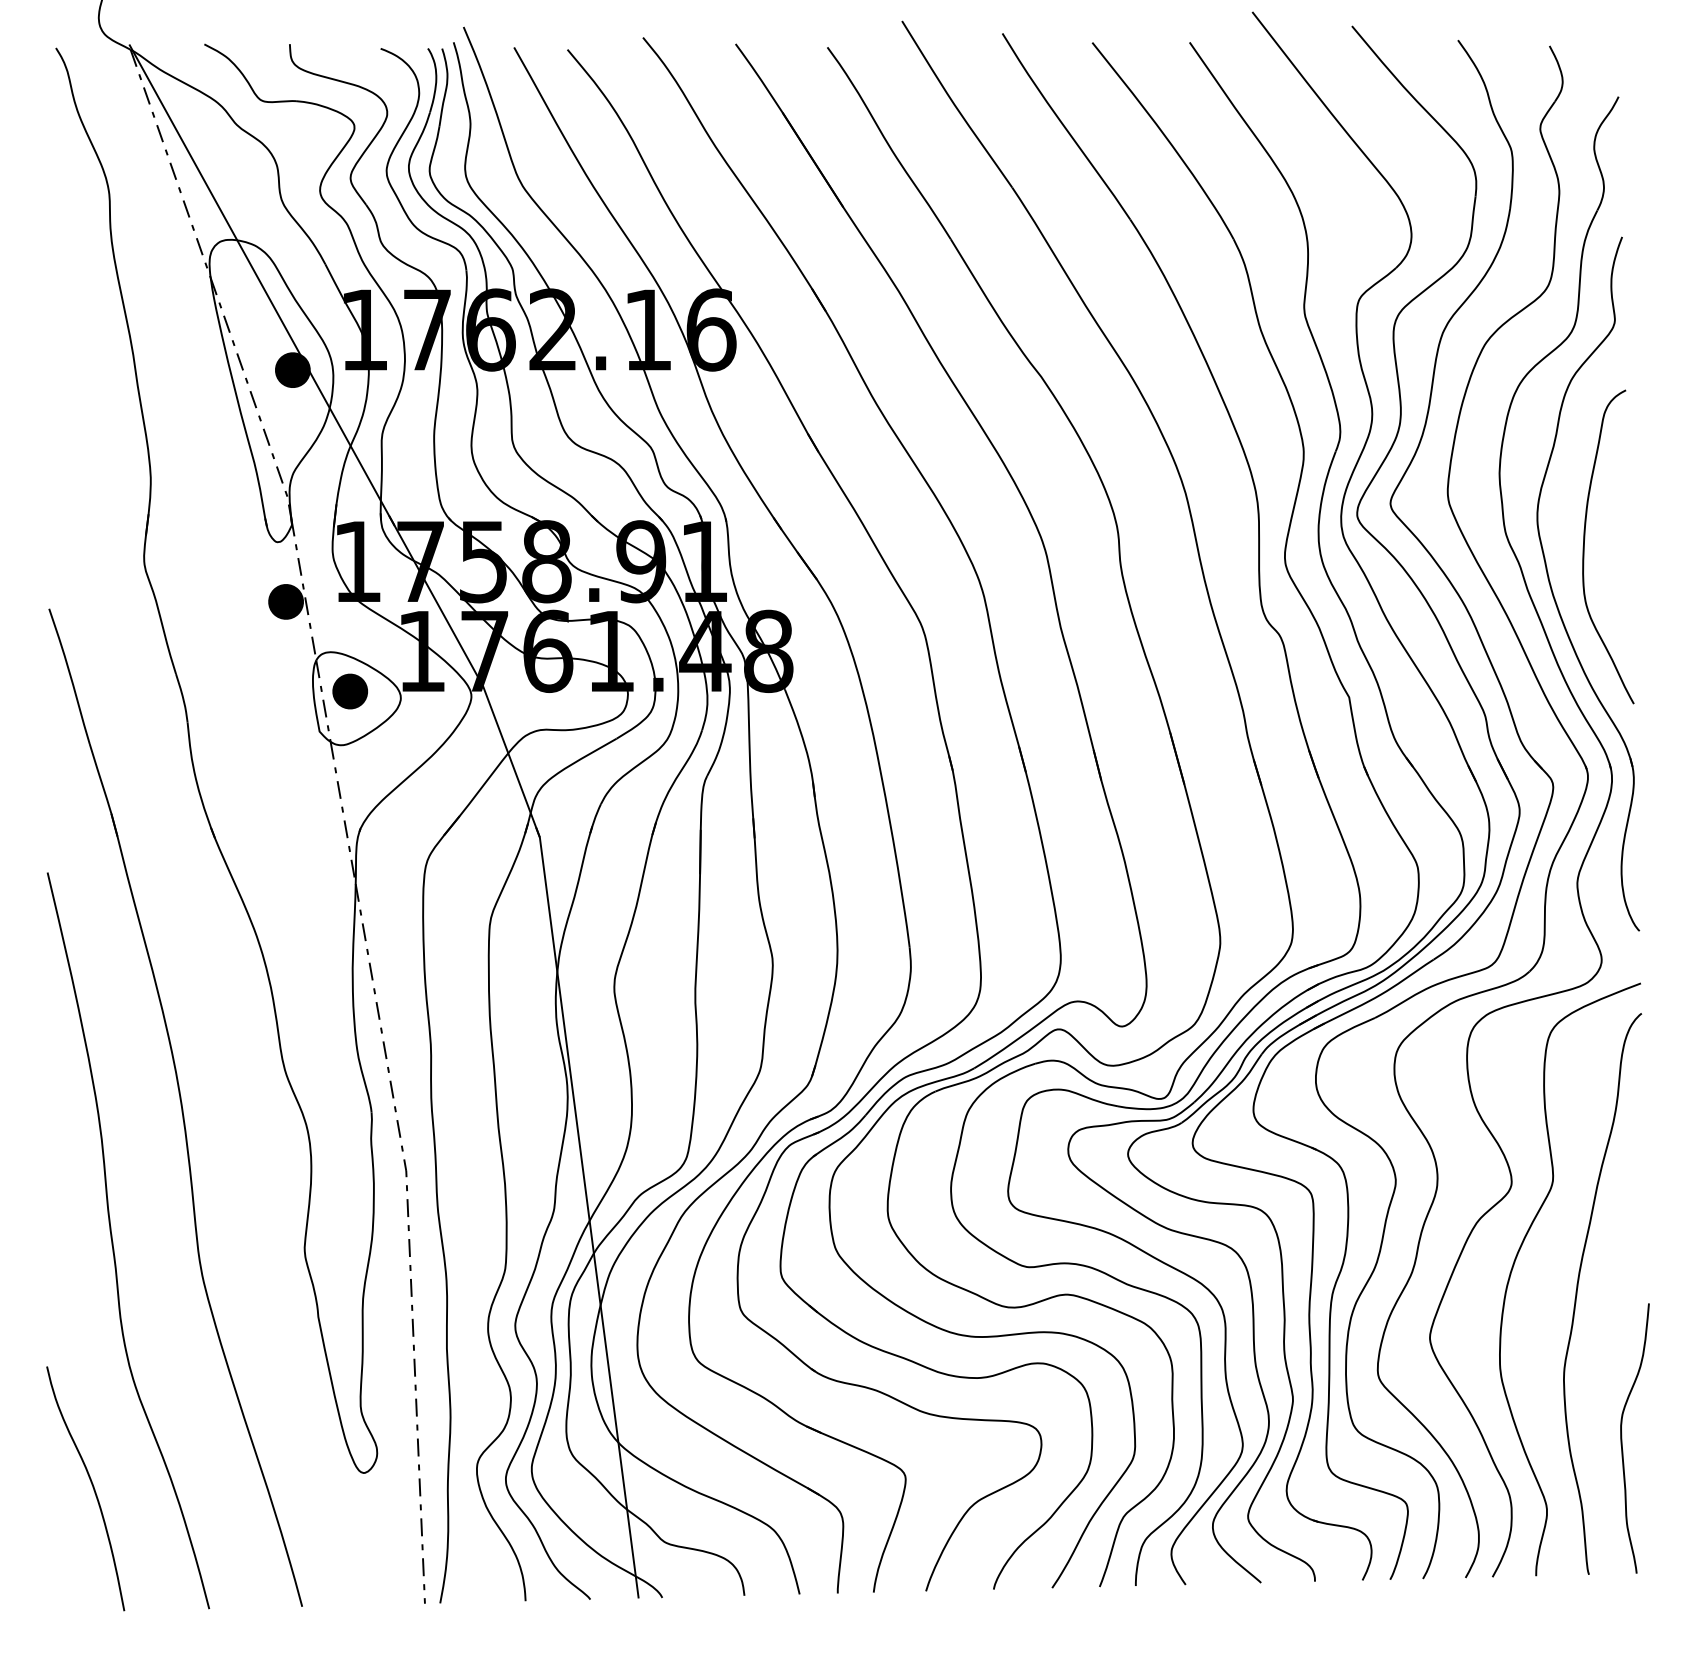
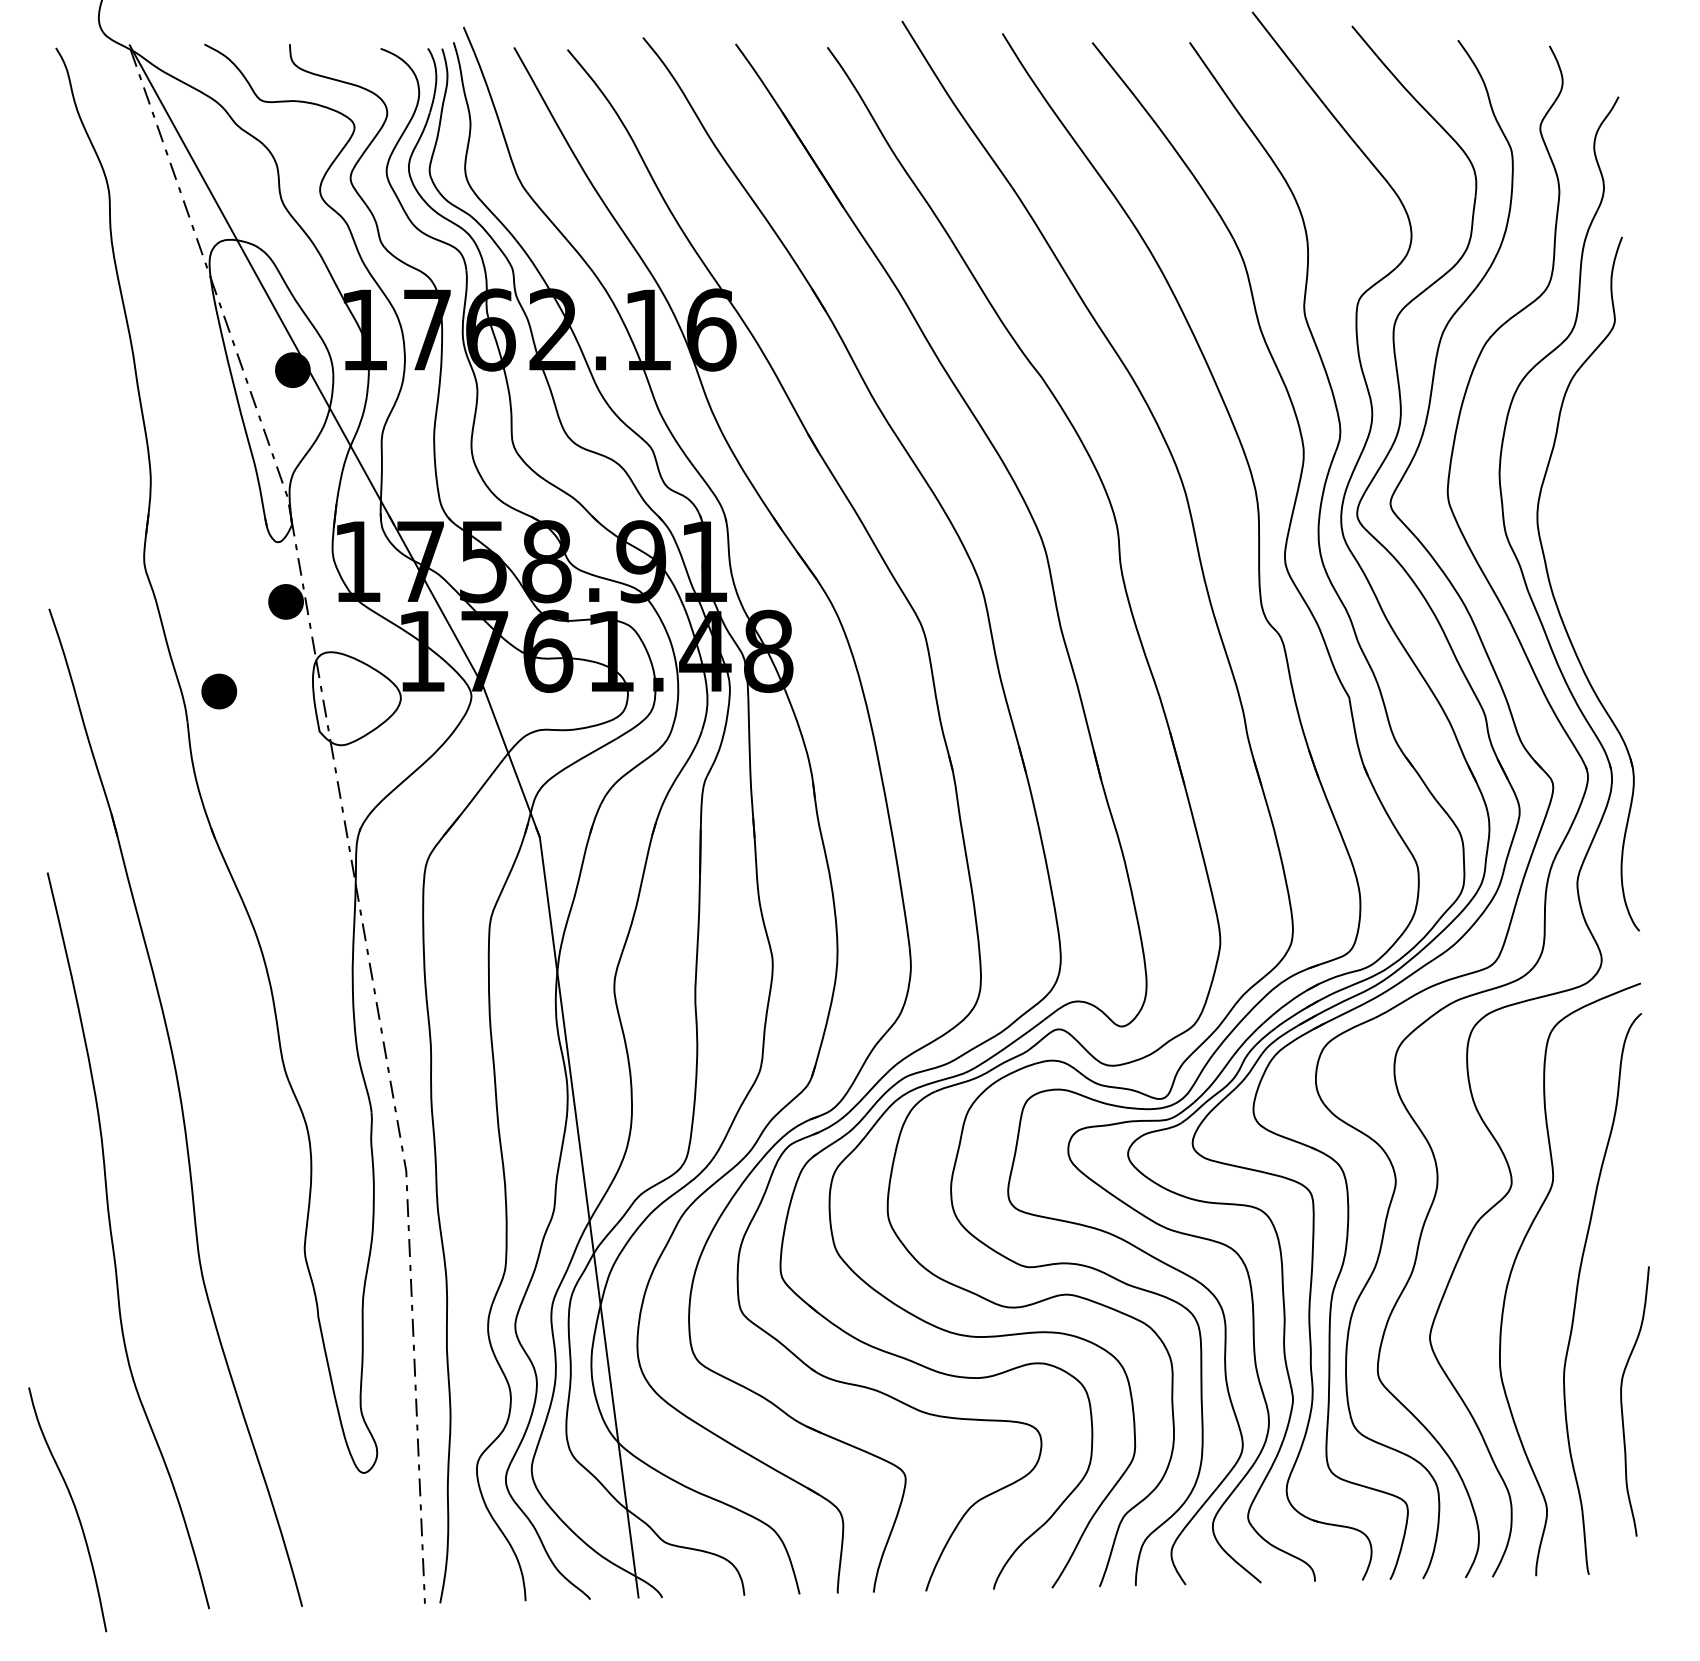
curve: present -> none (1584, 546)
part position: (349, 691) -> (218, 691) (218, 691)
curve position: (1622, 1438) -> (1622, 1401) (1622, 1401)
curve position: (92, 1487) -> (74, 1508) (74, 1508)
